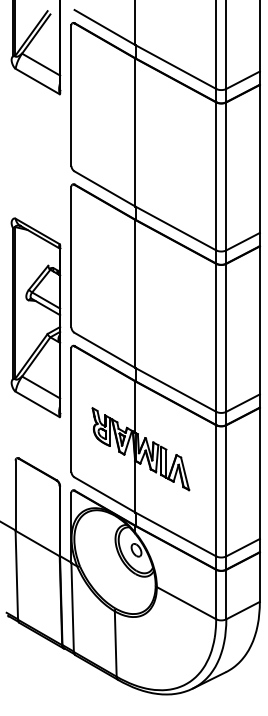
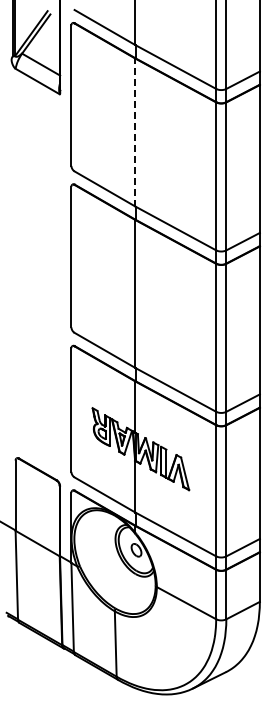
line: solid -> dashed (135, 132)
part: present -> none (35, 317)
